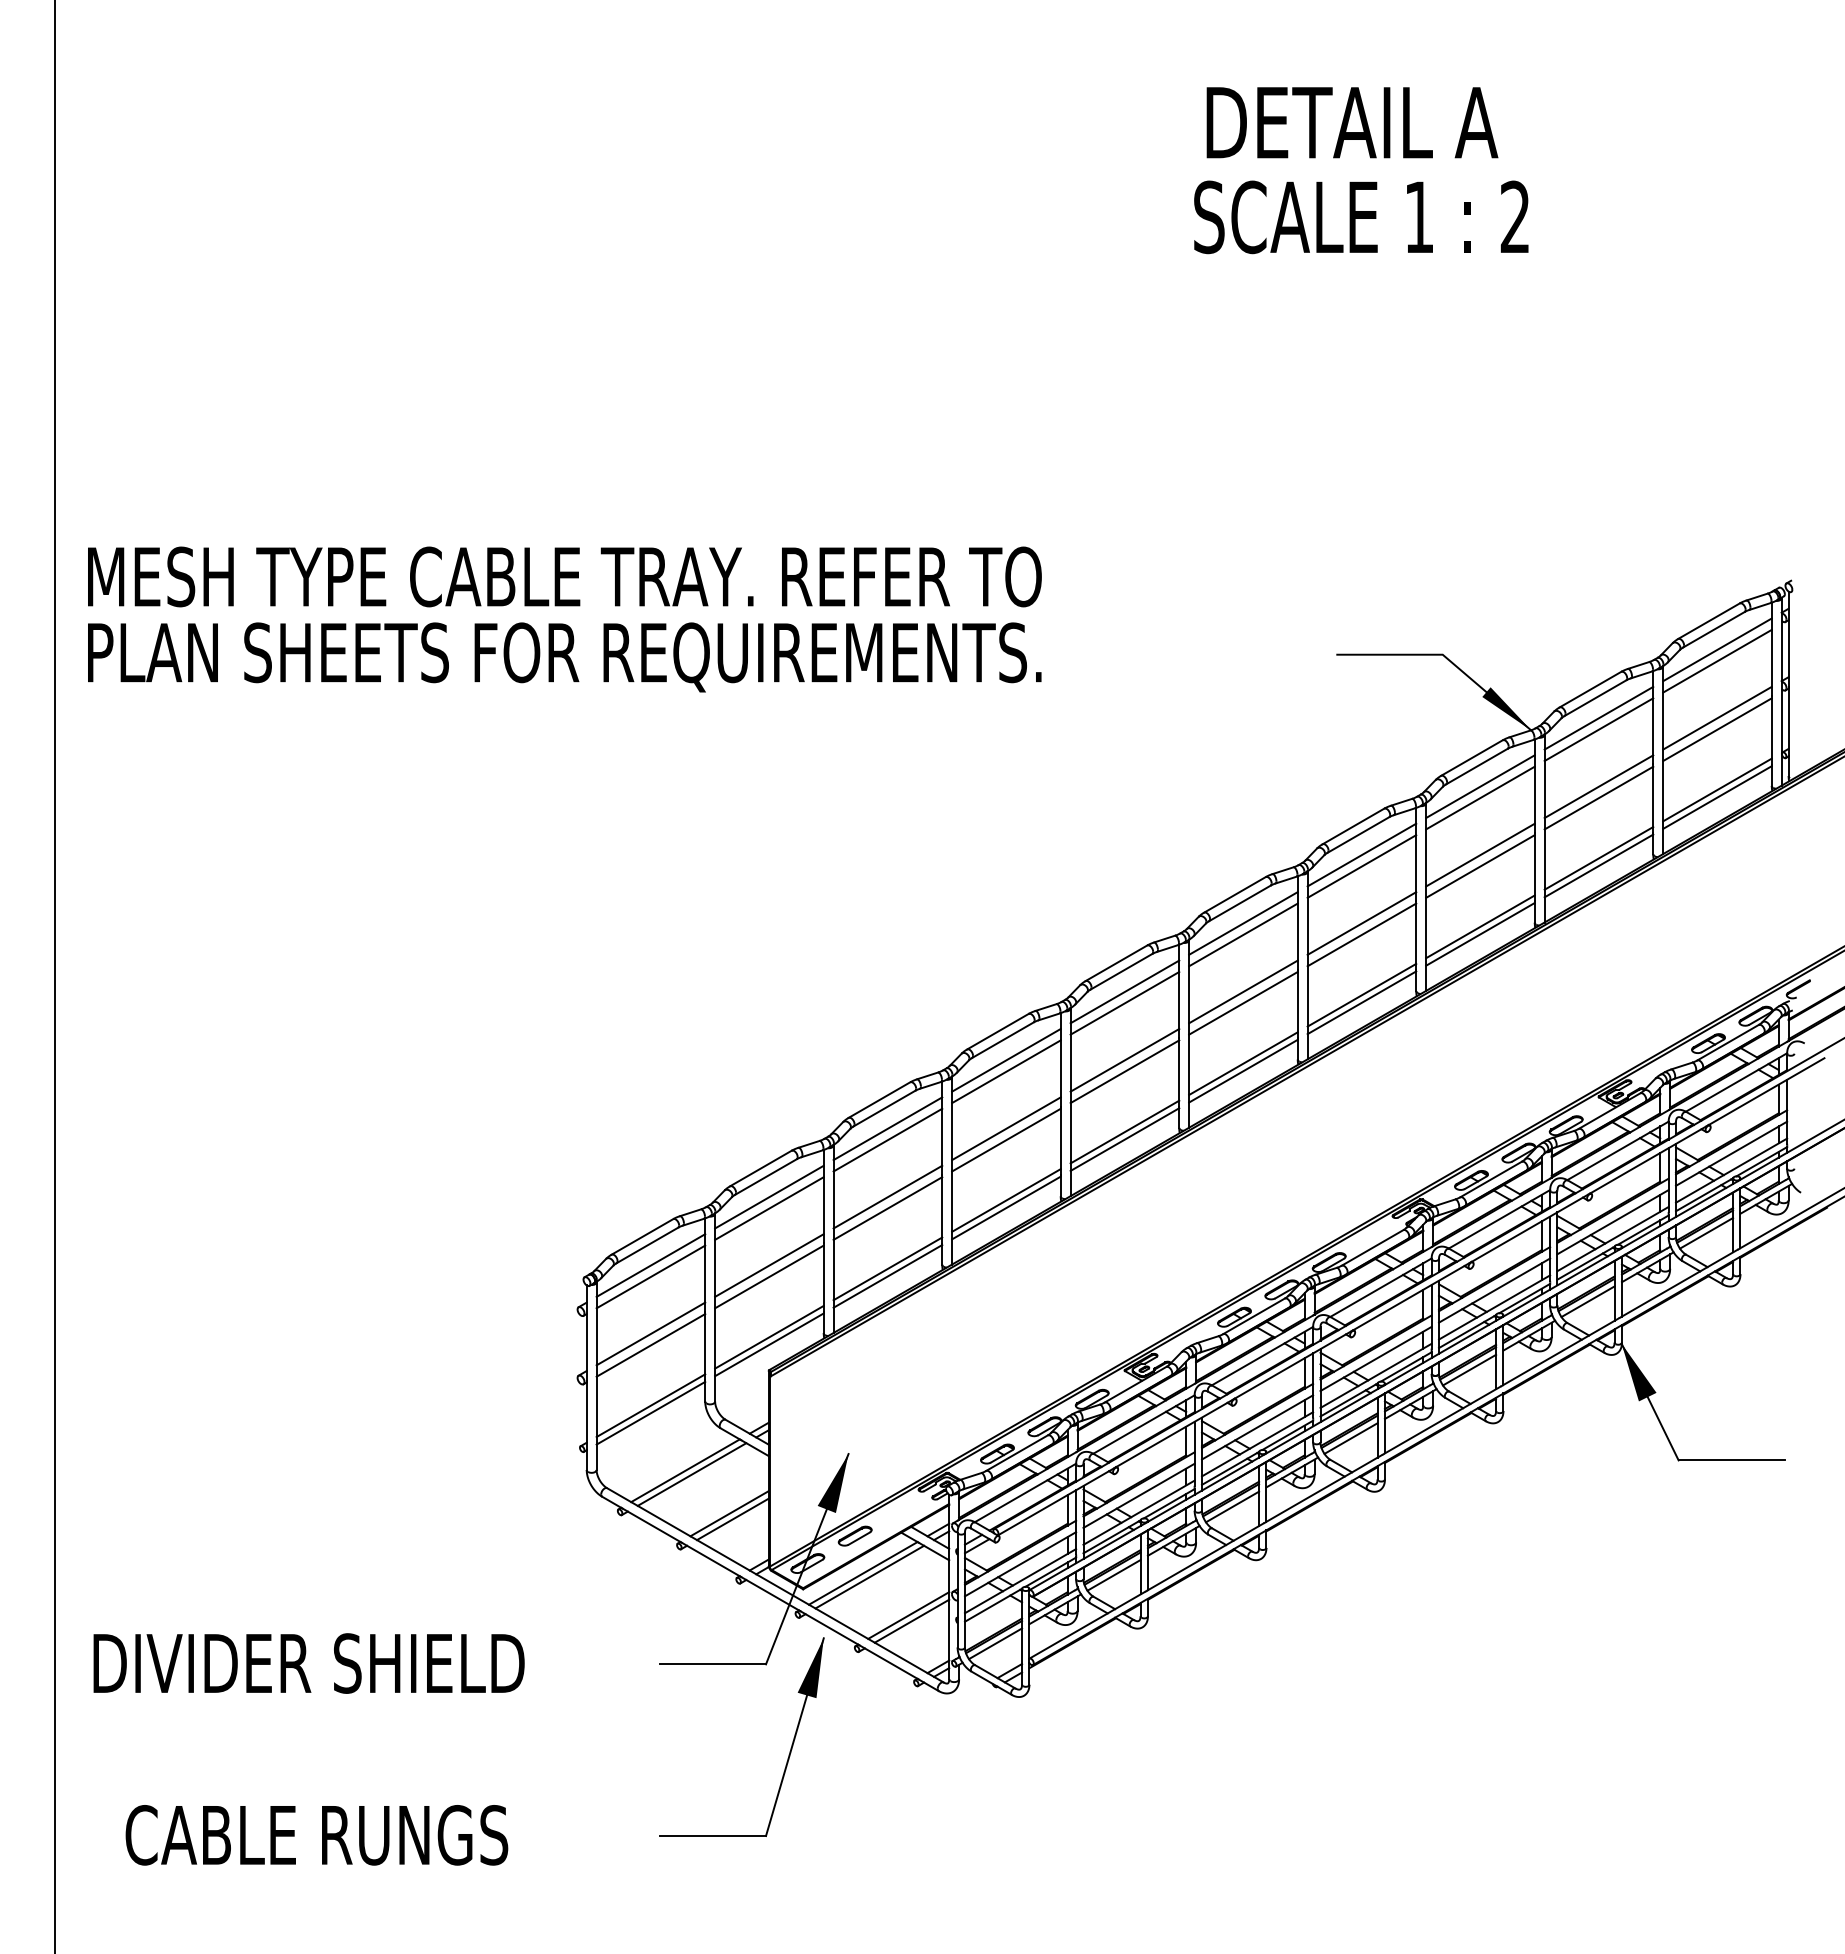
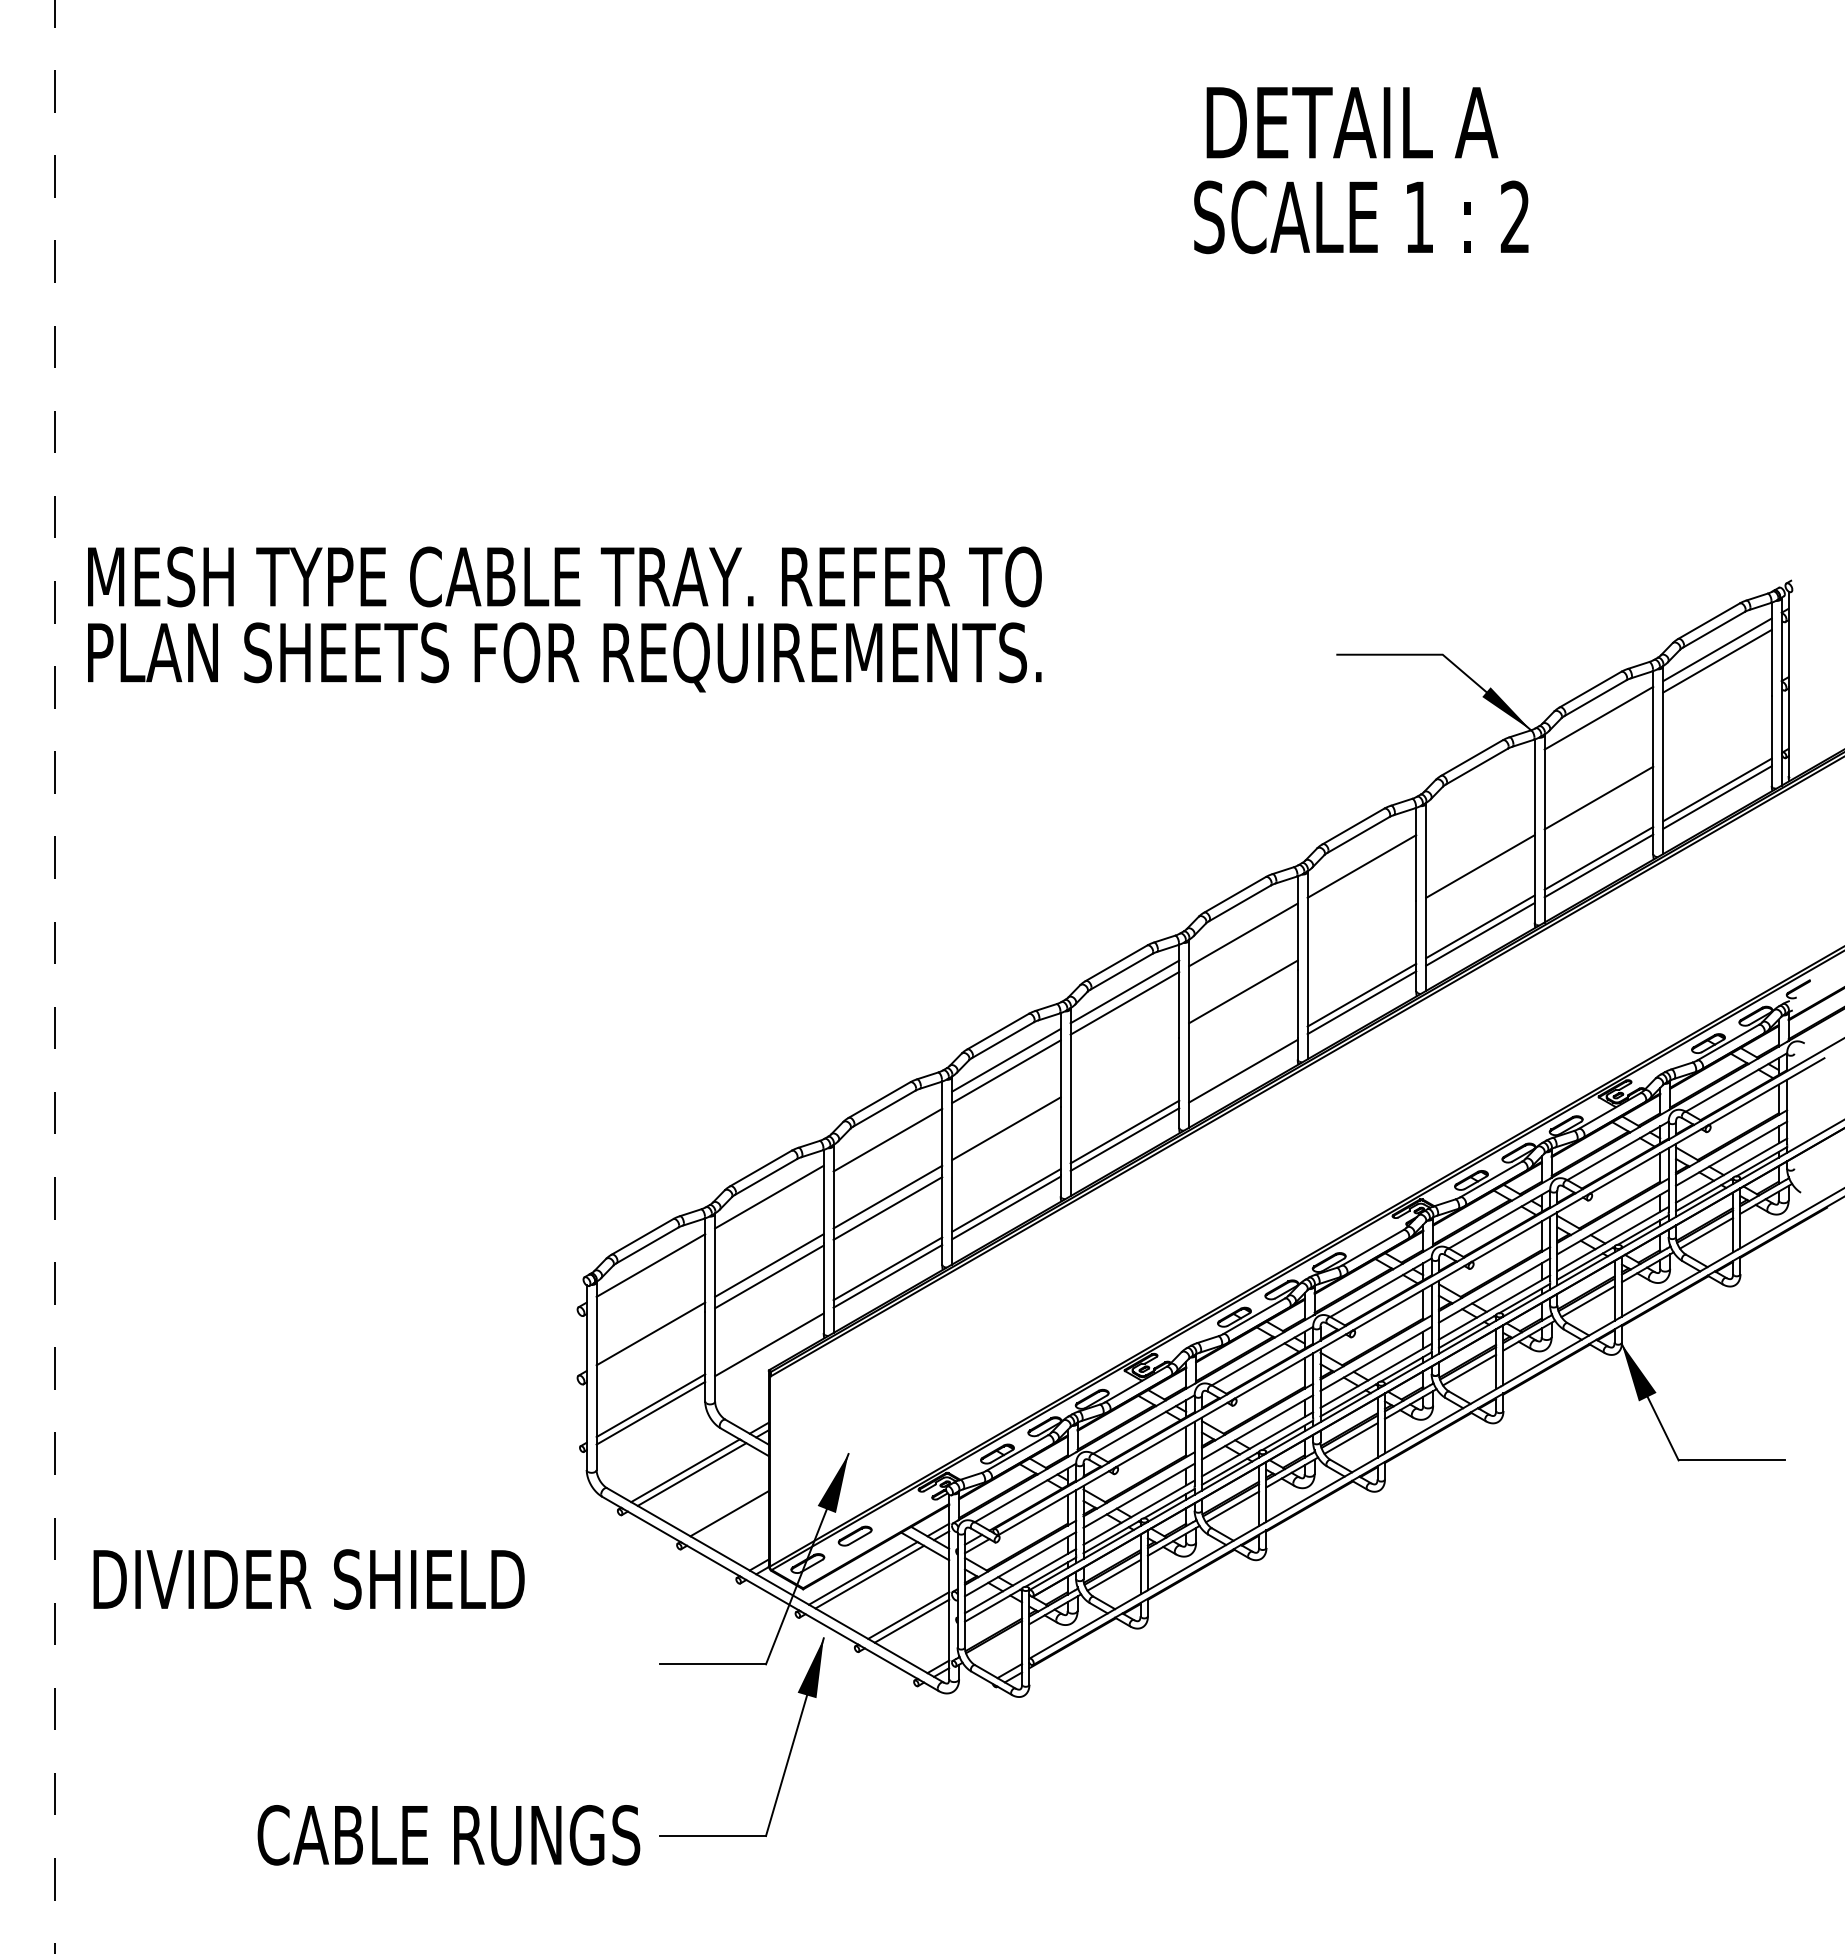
line: present -> none (1717, 717)
line: present -> none (1598, 729)
line: present -> none (1717, 729)
line: present -> none (1480, 786)
line: present -> none (1598, 786)
line: present -> none (1480, 797)
line: present -> none (1361, 854)
line: present -> none (1480, 854)
line: present -> none (1243, 923)
line: present -> none (1361, 923)
line: present -> none (1361, 934)
line: solid -> dashed (55, 977)
line: present -> none (1243, 1002)
line: present -> none (1124, 1059)
line: present -> none (1243, 1063)
line: present -> none (1124, 1071)
line: present -> none (887, 1128)
line: present -> none (1006, 1139)
line: present -> none (769, 1208)
line: present -> none (650, 1276)
line: present -> none (769, 1336)
line: present -> none (650, 1345)
line: present -> none (732, 1519)
line: present -> none (995, 1643)
text position: (308, 1663) -> (308, 1579) (308, 1579)
text position: (316, 1835) -> (448, 1835) (448, 1835)
